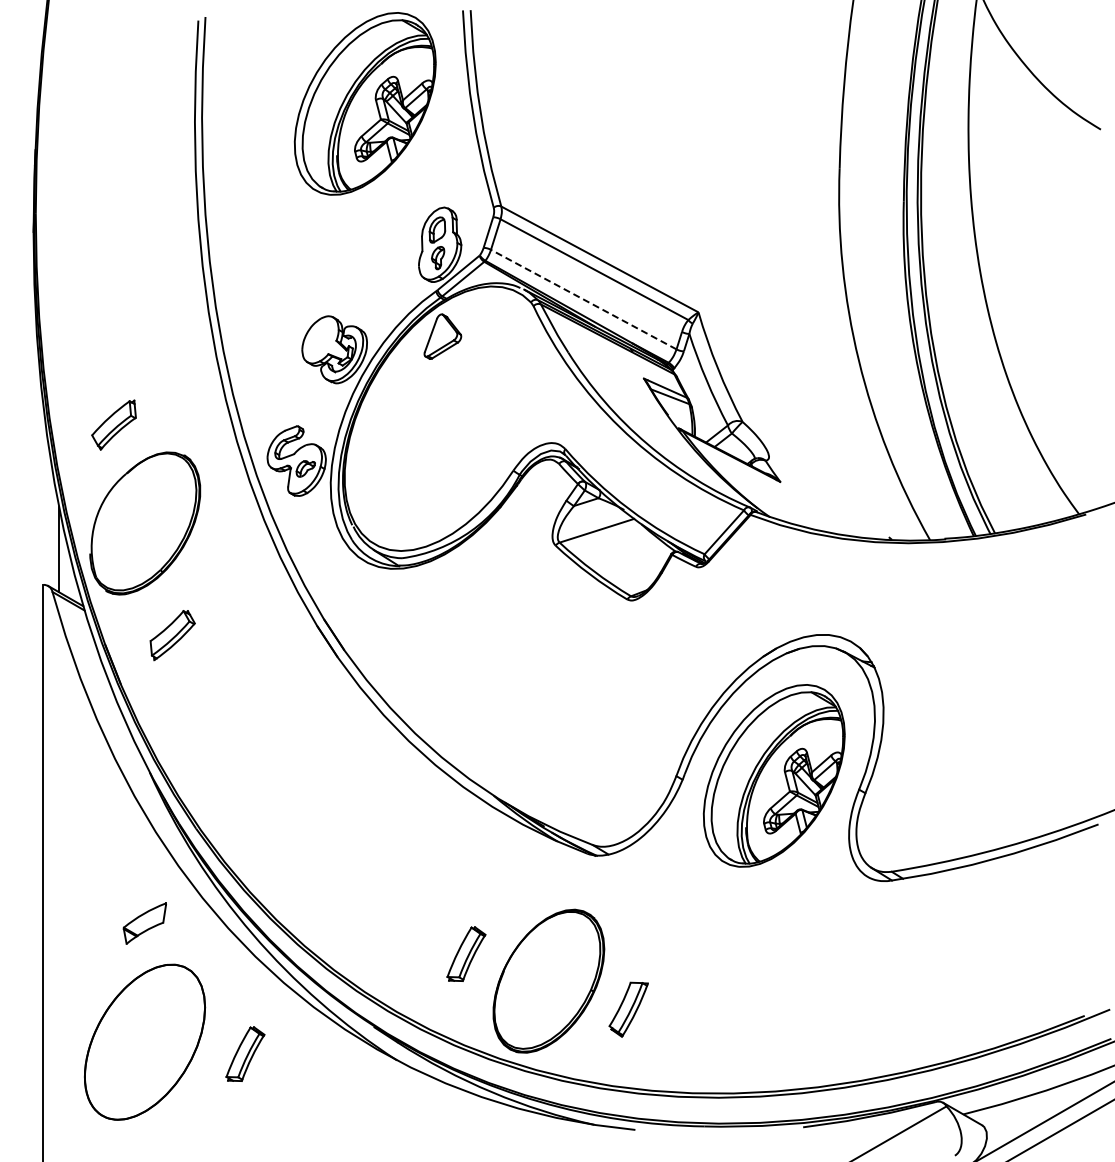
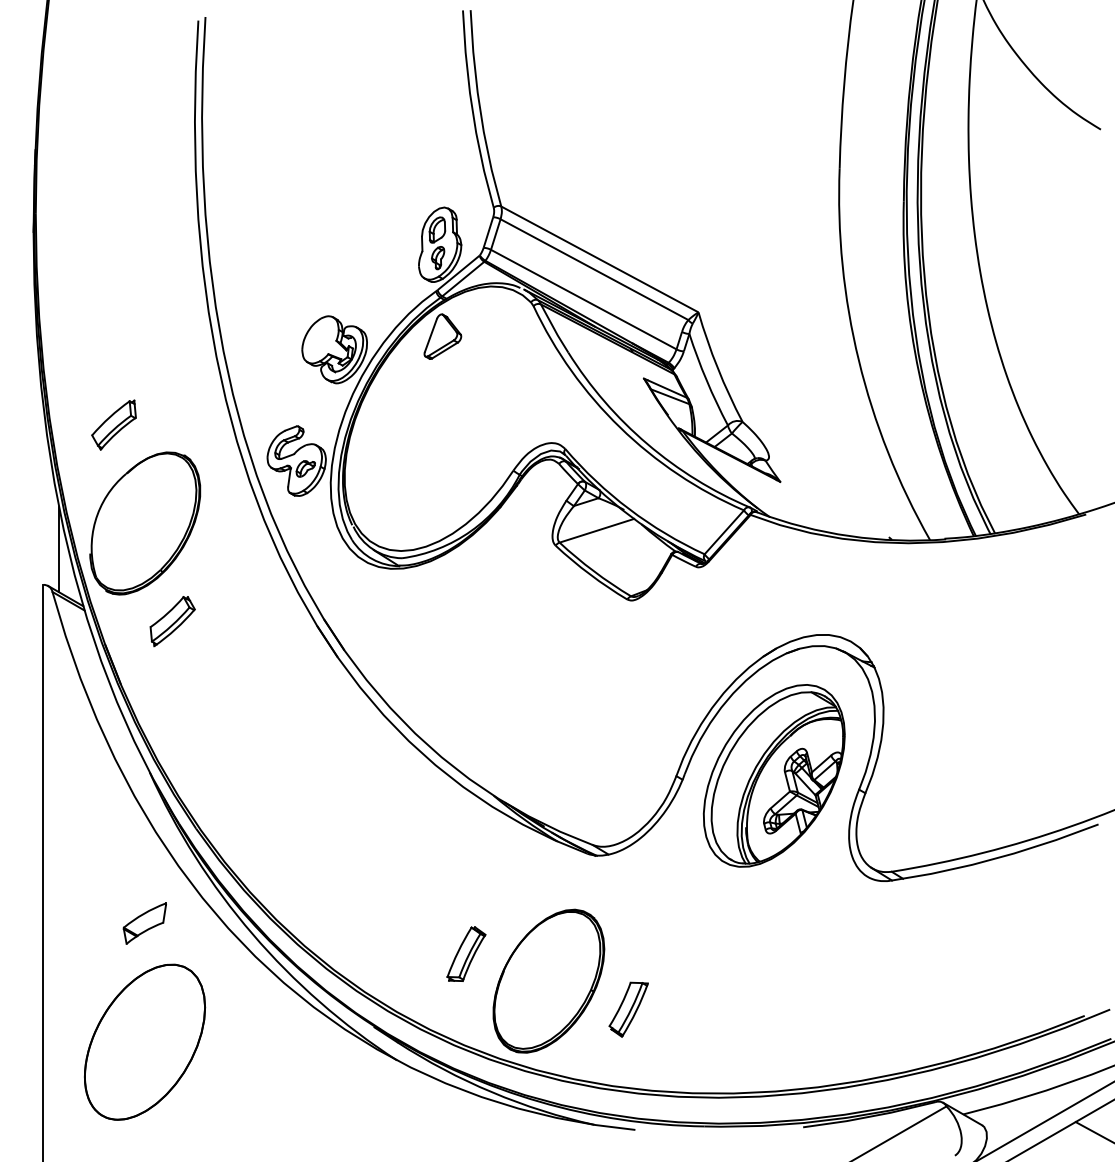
part: present -> none (364, 103)
line: dashed -> solid (583, 299)
part position: (172, 635) -> (172, 621) (172, 621)
part: present -> none (245, 1053)
line: none -> present (1093, 1131)
